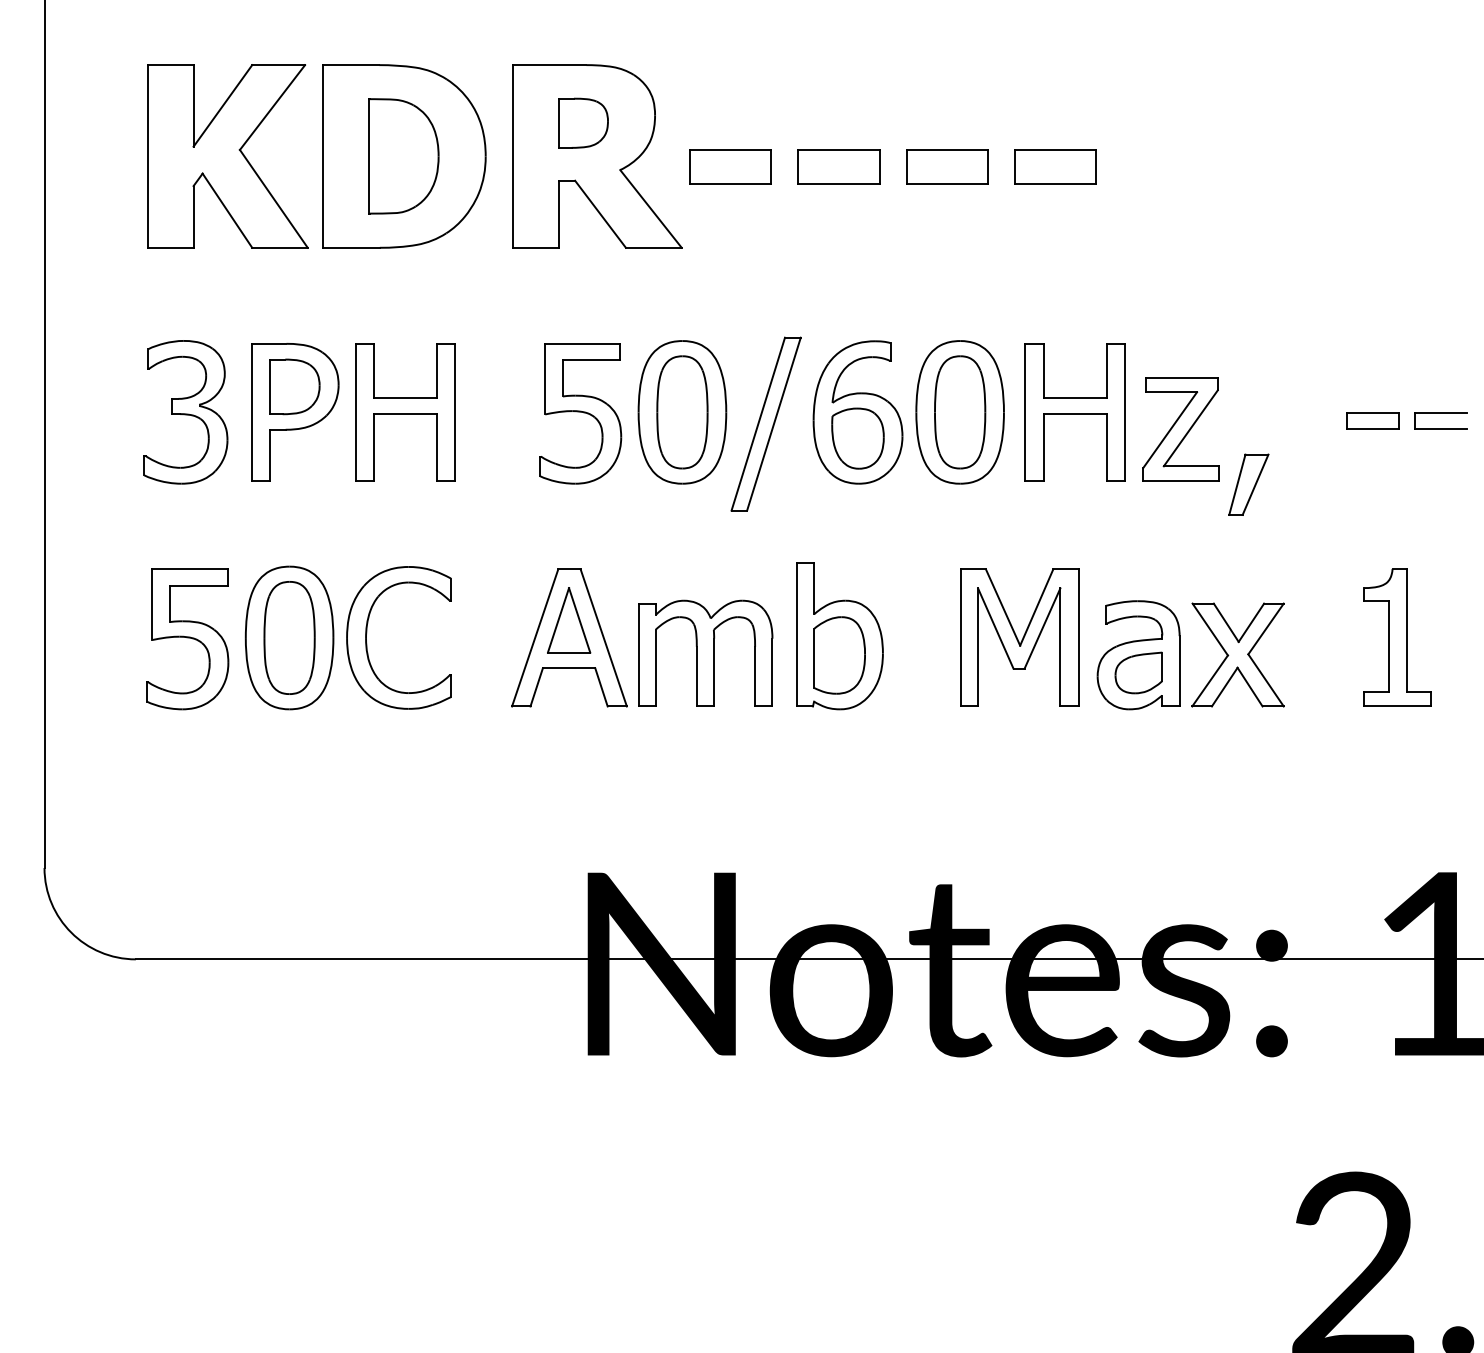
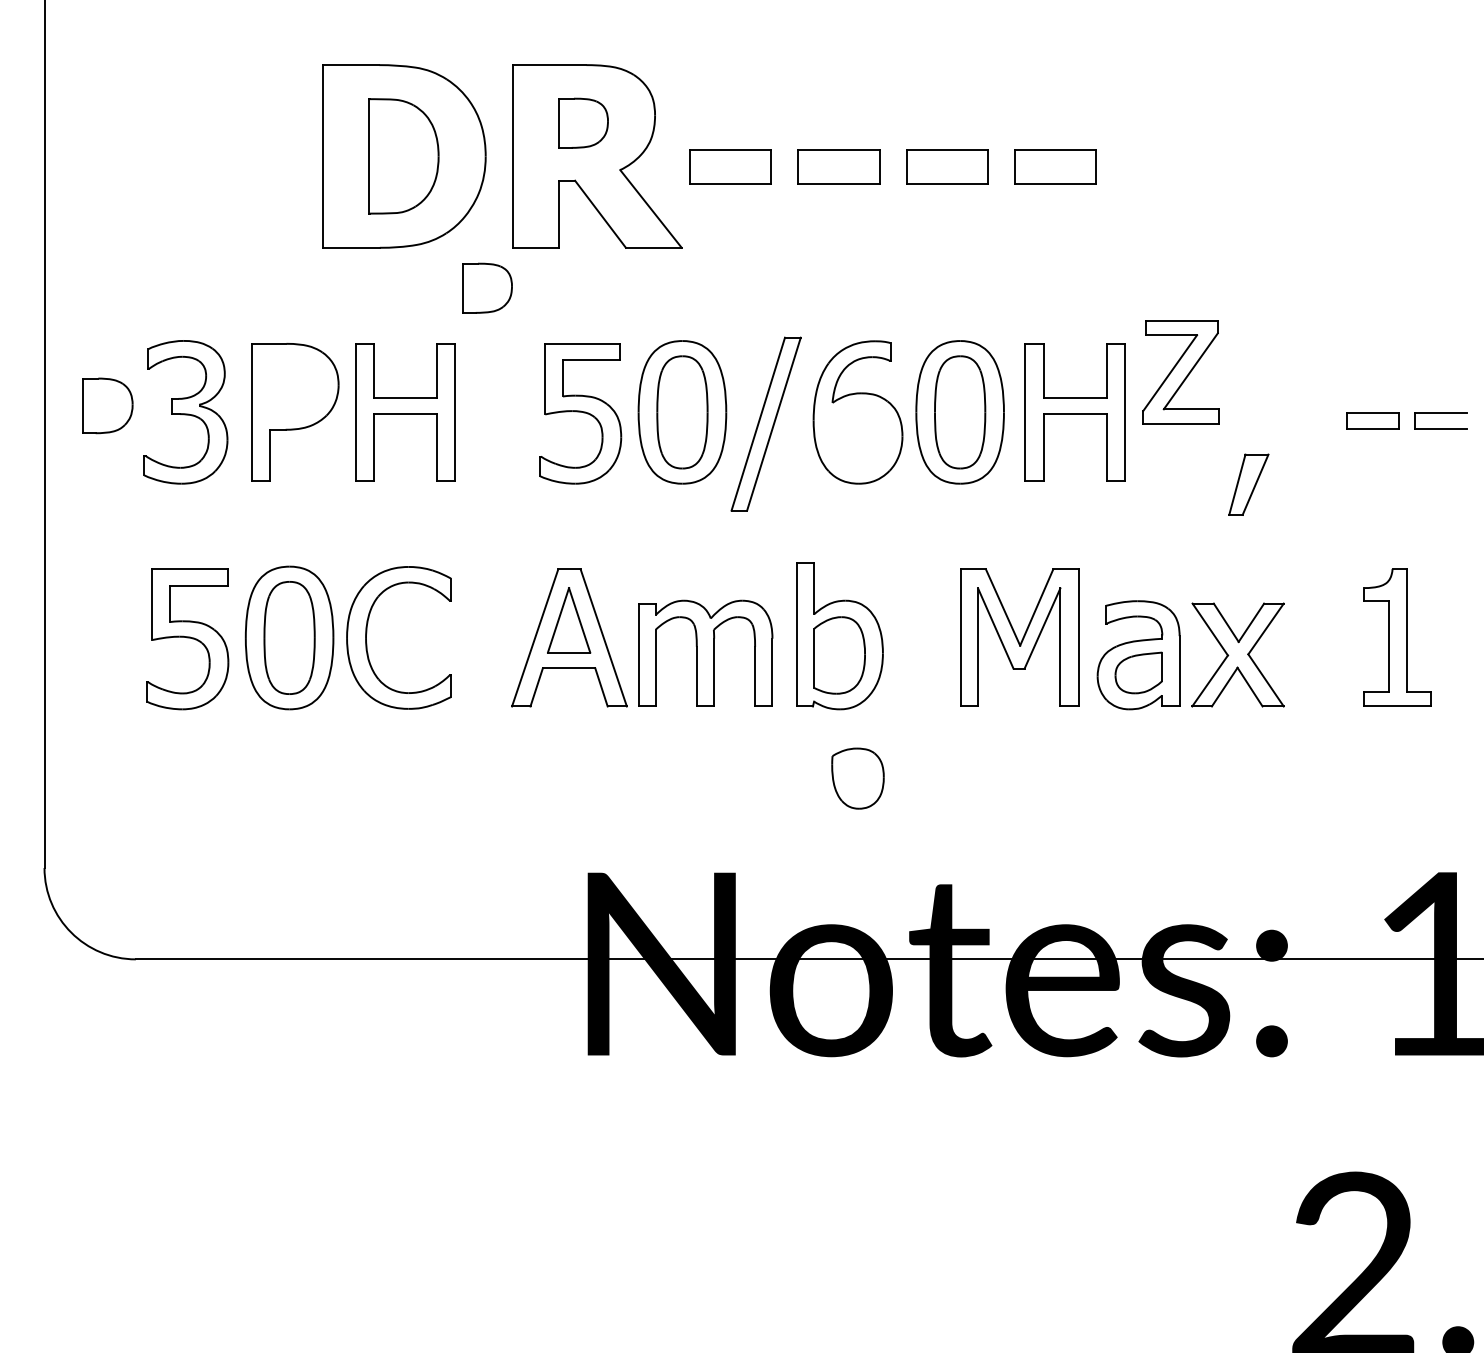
part: present -> none (227, 156)
part: none -> present (487, 287)
part position: (294, 386) -> (107, 405) (107, 405)
part position: (1180, 429) -> (1180, 372) (1180, 372)
part position: (857, 438) -> (857, 778) (857, 778)
